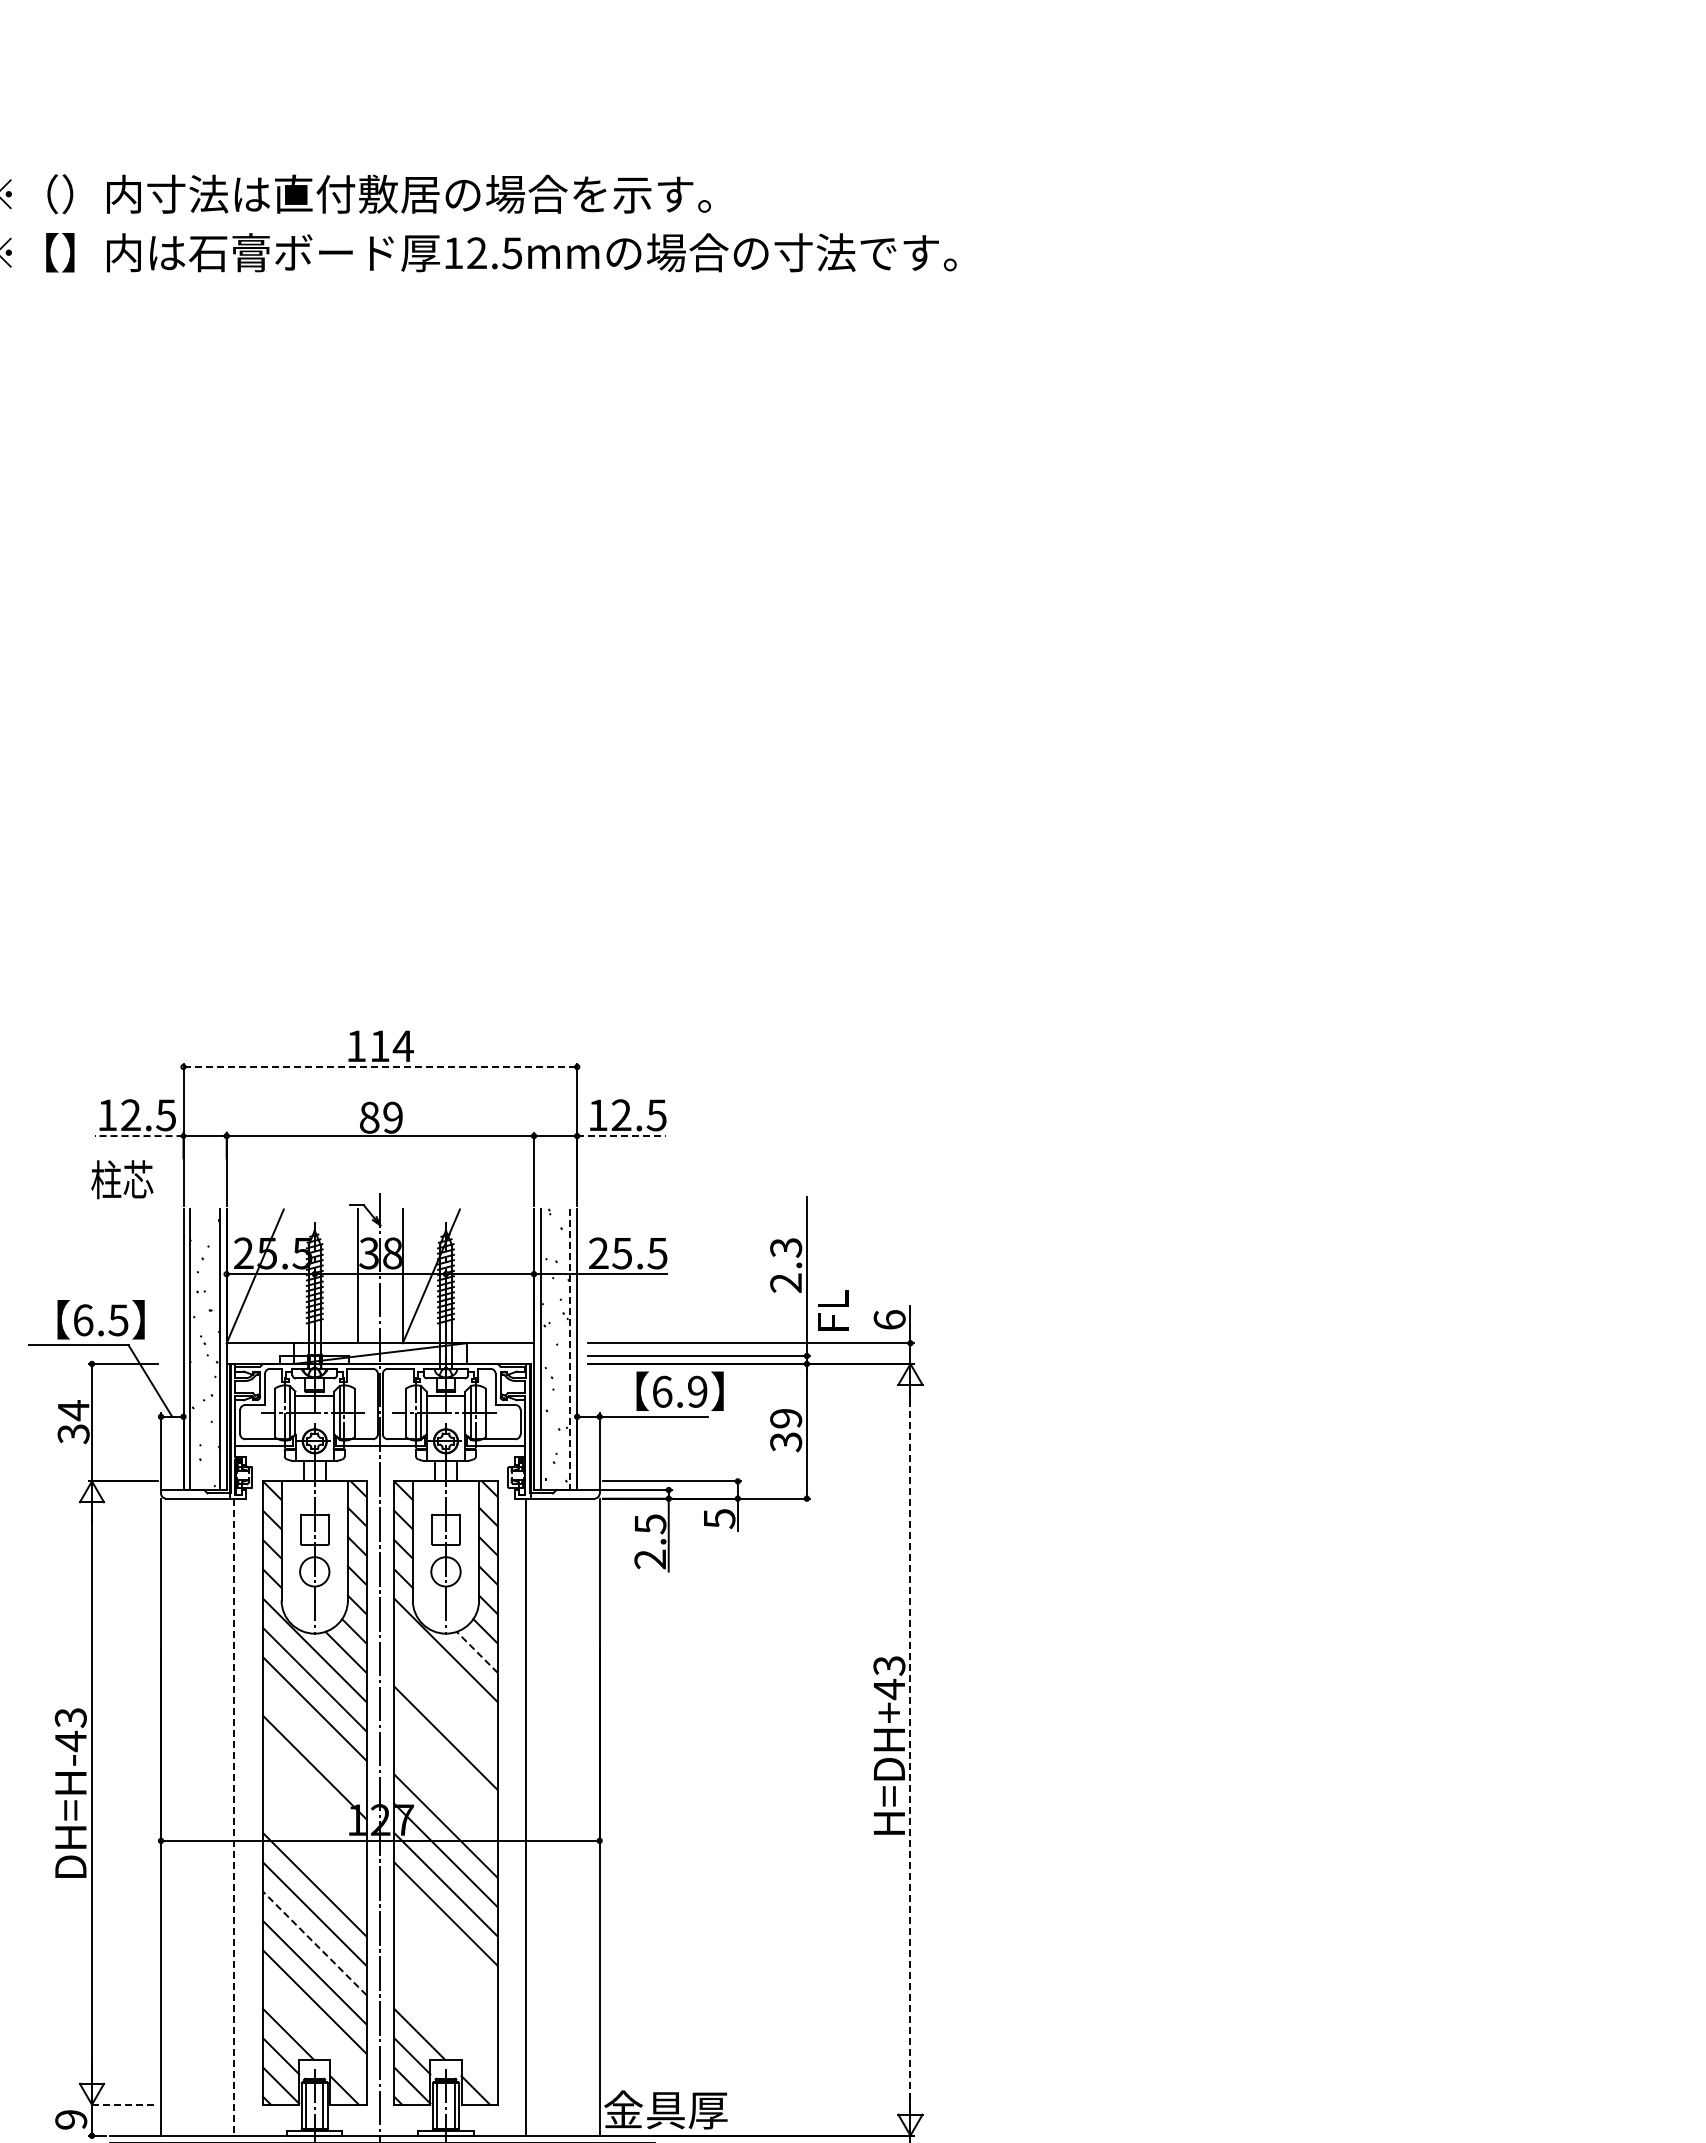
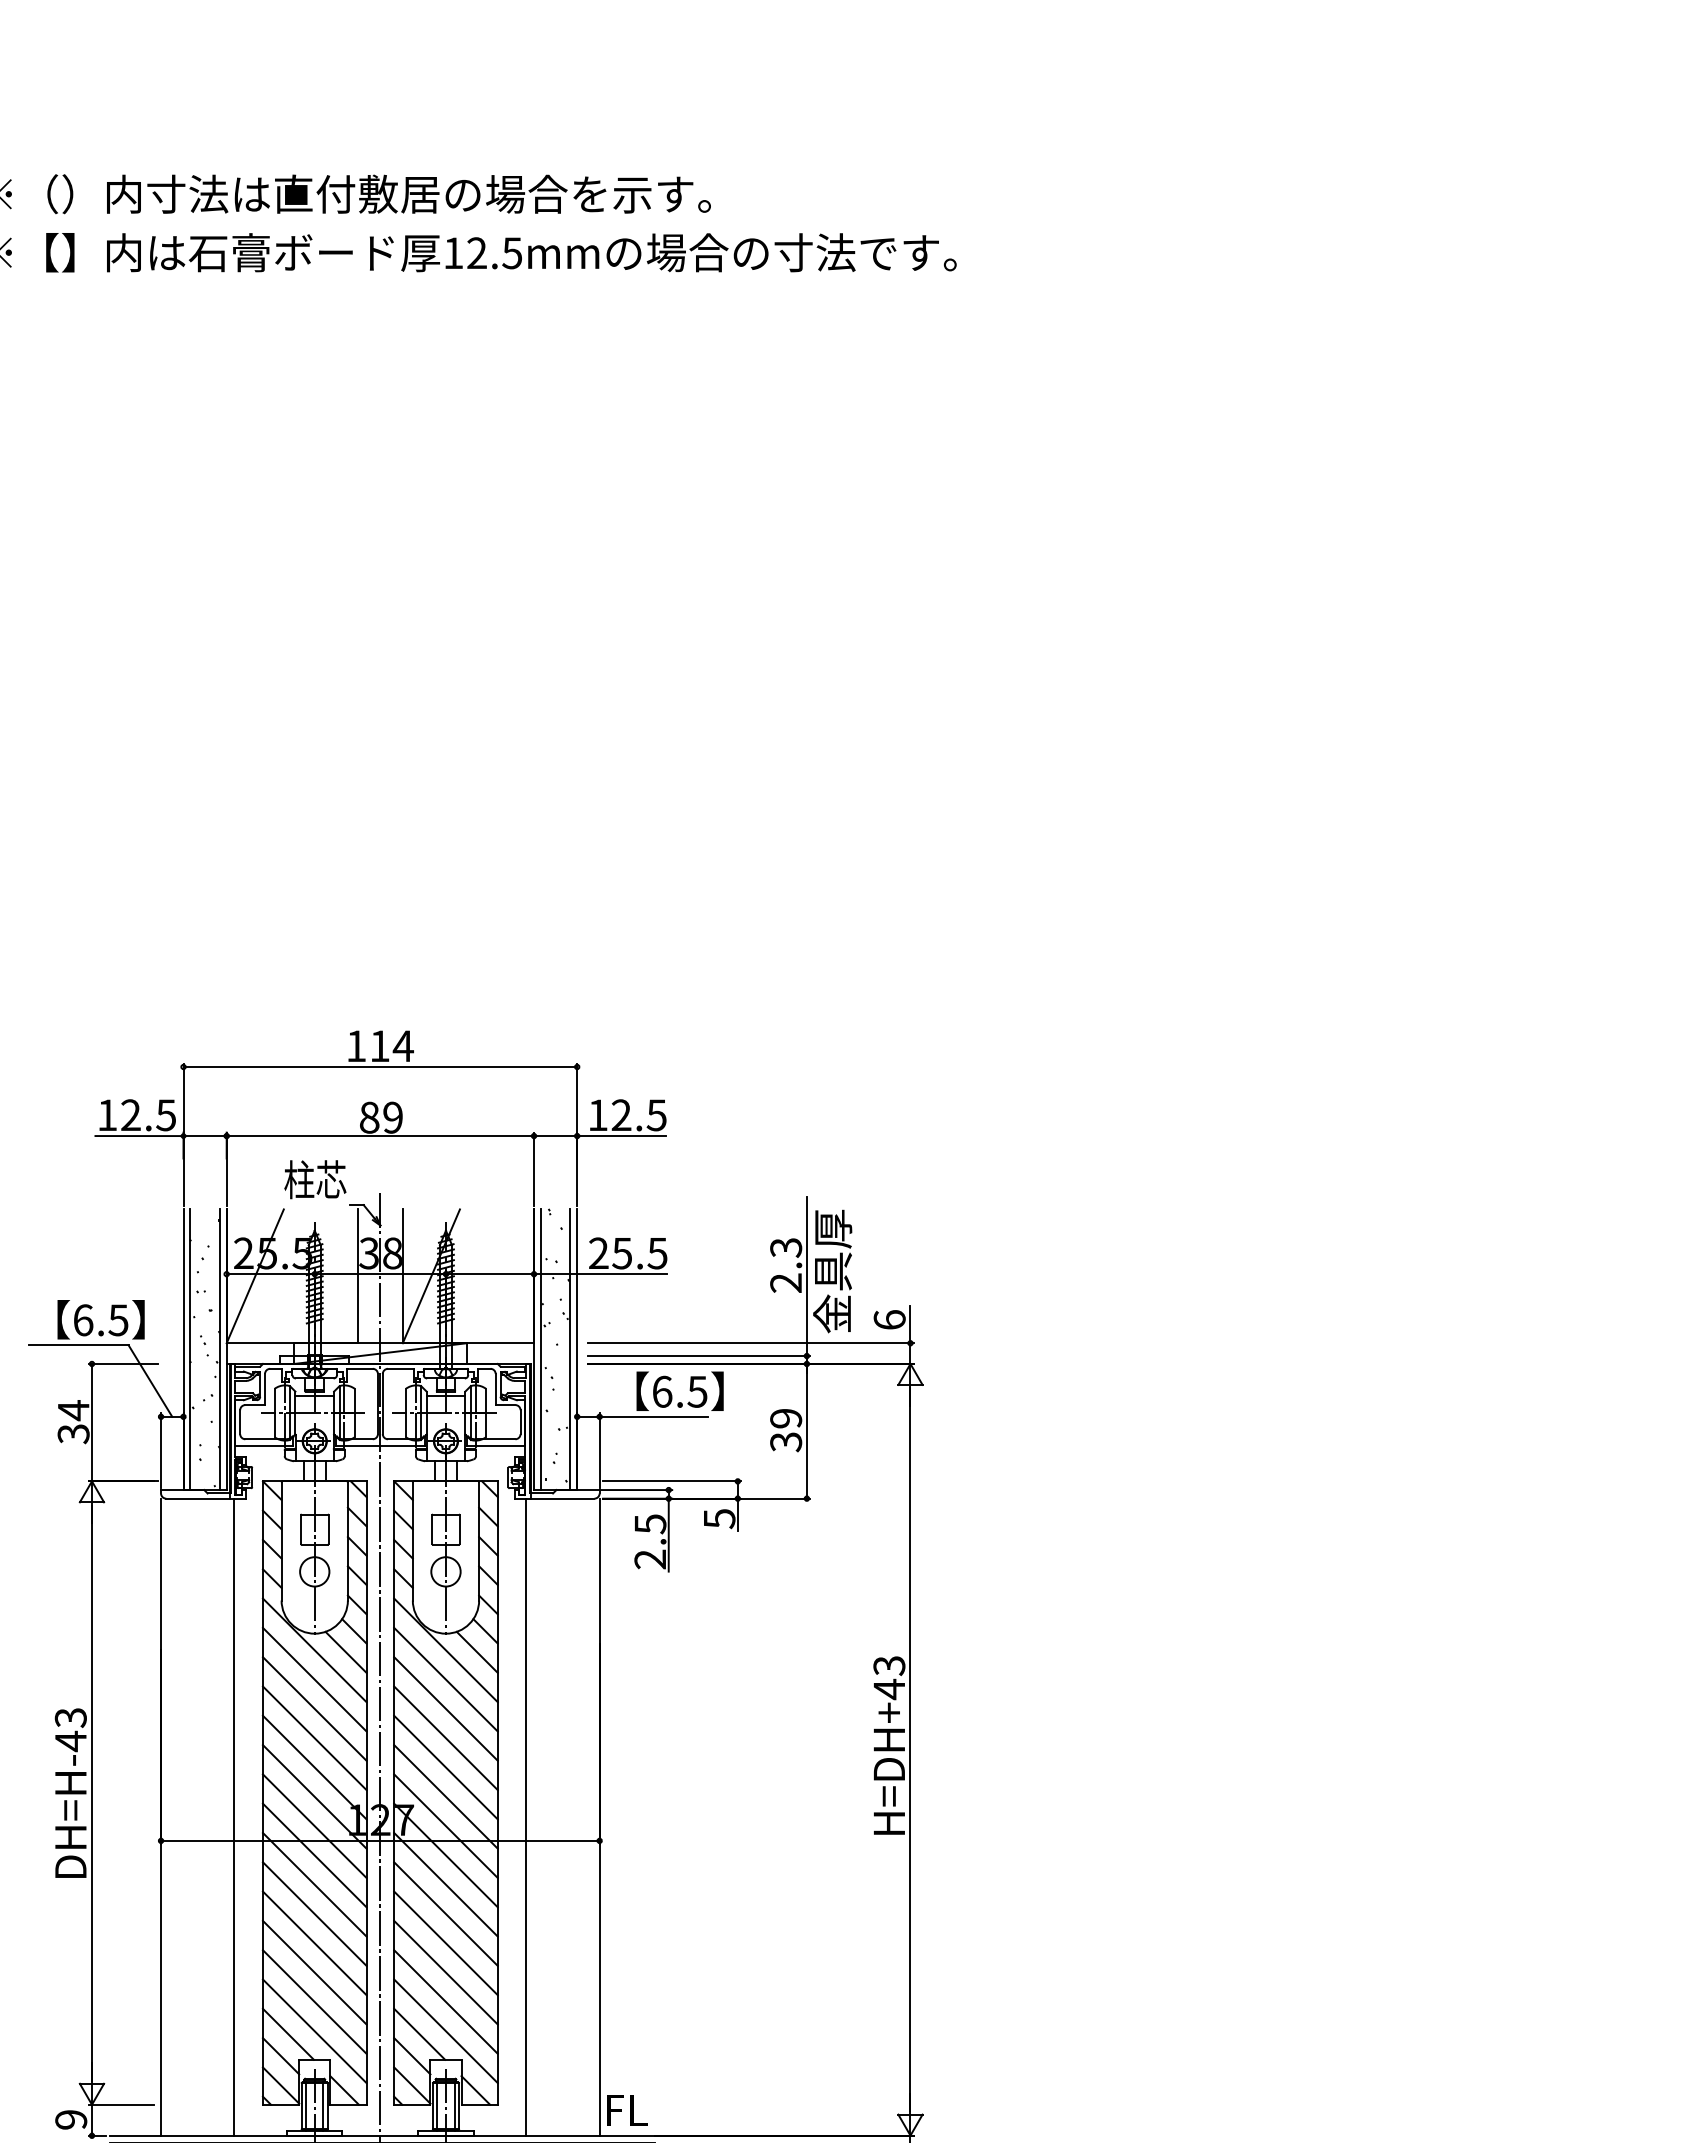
line: dashed -> solid (380, 1067)
line: dashed -> solid (139, 1136)
line: dashed -> solid (621, 1136)
text position: (122, 1179) -> (315, 1179) (315, 1179)
text: FL -> 金具厚 (832, 1271)
line: dashed -> solid (570, 1350)
text: 6.9 -> 6.5 (697, 1391)
line: dashed -> solid (477, 1652)
line: none -> present (445, 1679)
line: none -> present (445, 1708)
line: none -> present (314, 1738)
line: dashed -> solid (910, 1749)
line: none -> present (445, 1767)
line: none -> present (314, 1796)
line: none -> present (445, 1796)
line: dashed -> solid (234, 1817)
line: none -> present (314, 1825)
line: none -> present (314, 1855)
line: dashed -> solid (314, 1943)
line: none -> present (445, 1943)
line: none -> present (445, 1972)
line: none -> present (445, 2001)
line: none -> present (314, 2031)
line: none -> present (445, 2031)
line: dashed -> solid (121, 2104)
text: 金具厚 -> FL (665, 2109)
